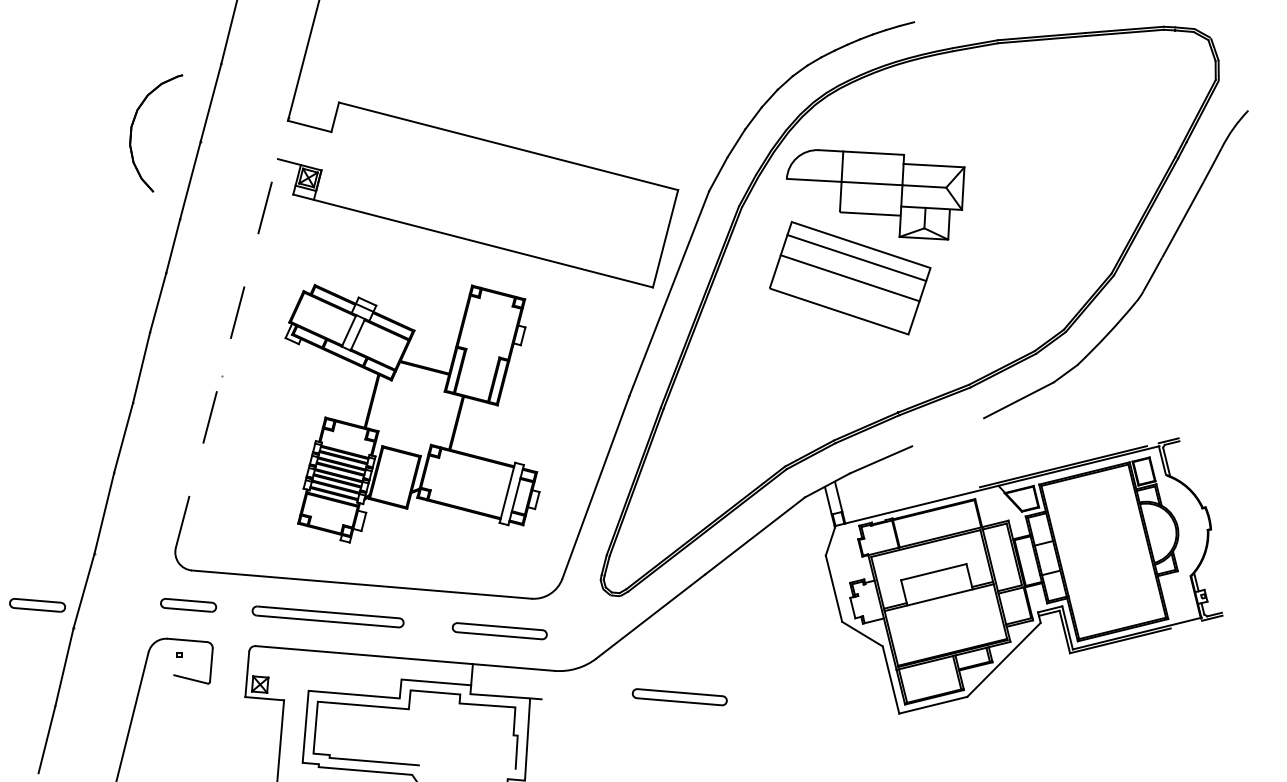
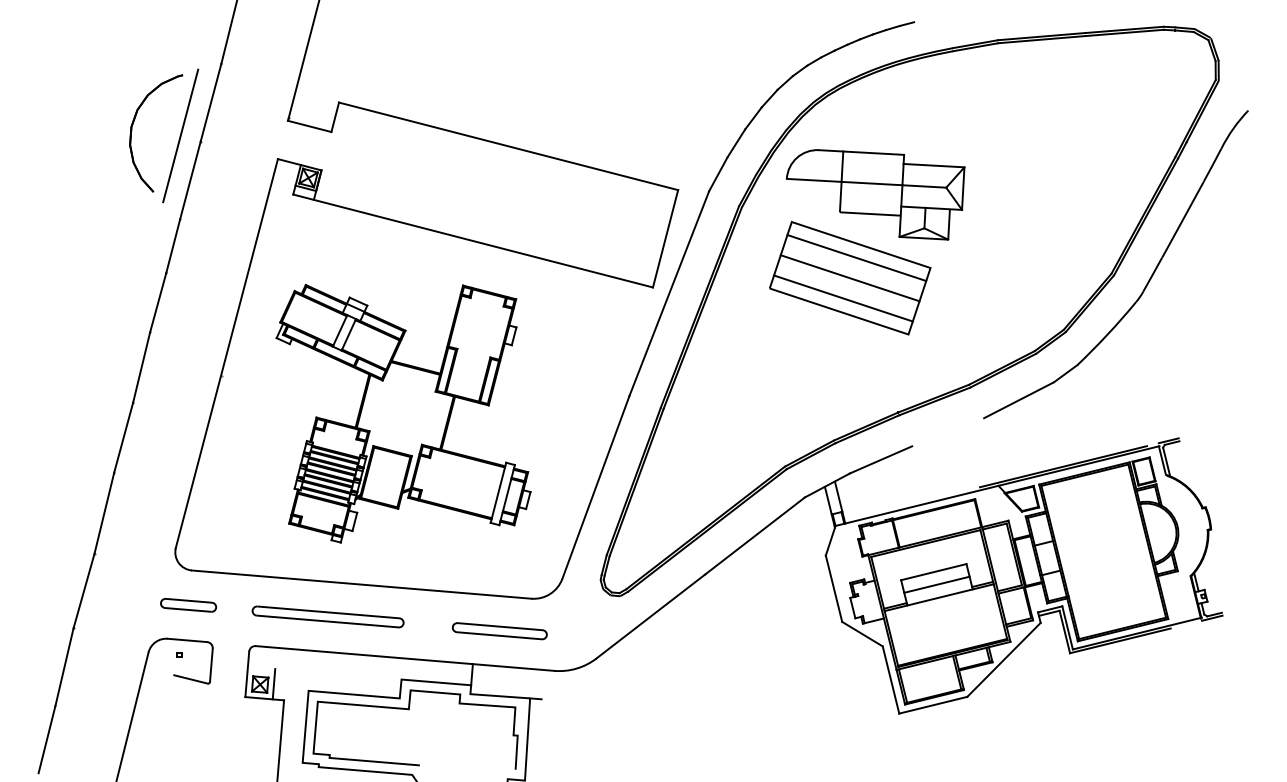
line: none -> present (180, 135)
line: none -> present (843, 298)
line: dashed -> solid (226, 353)
part position: (412, 413) -> (403, 413) (403, 413)
line: none -> present (936, 584)
part: present -> none (37, 605)
line: none -> present (273, 684)
part: present -> none (679, 697)
